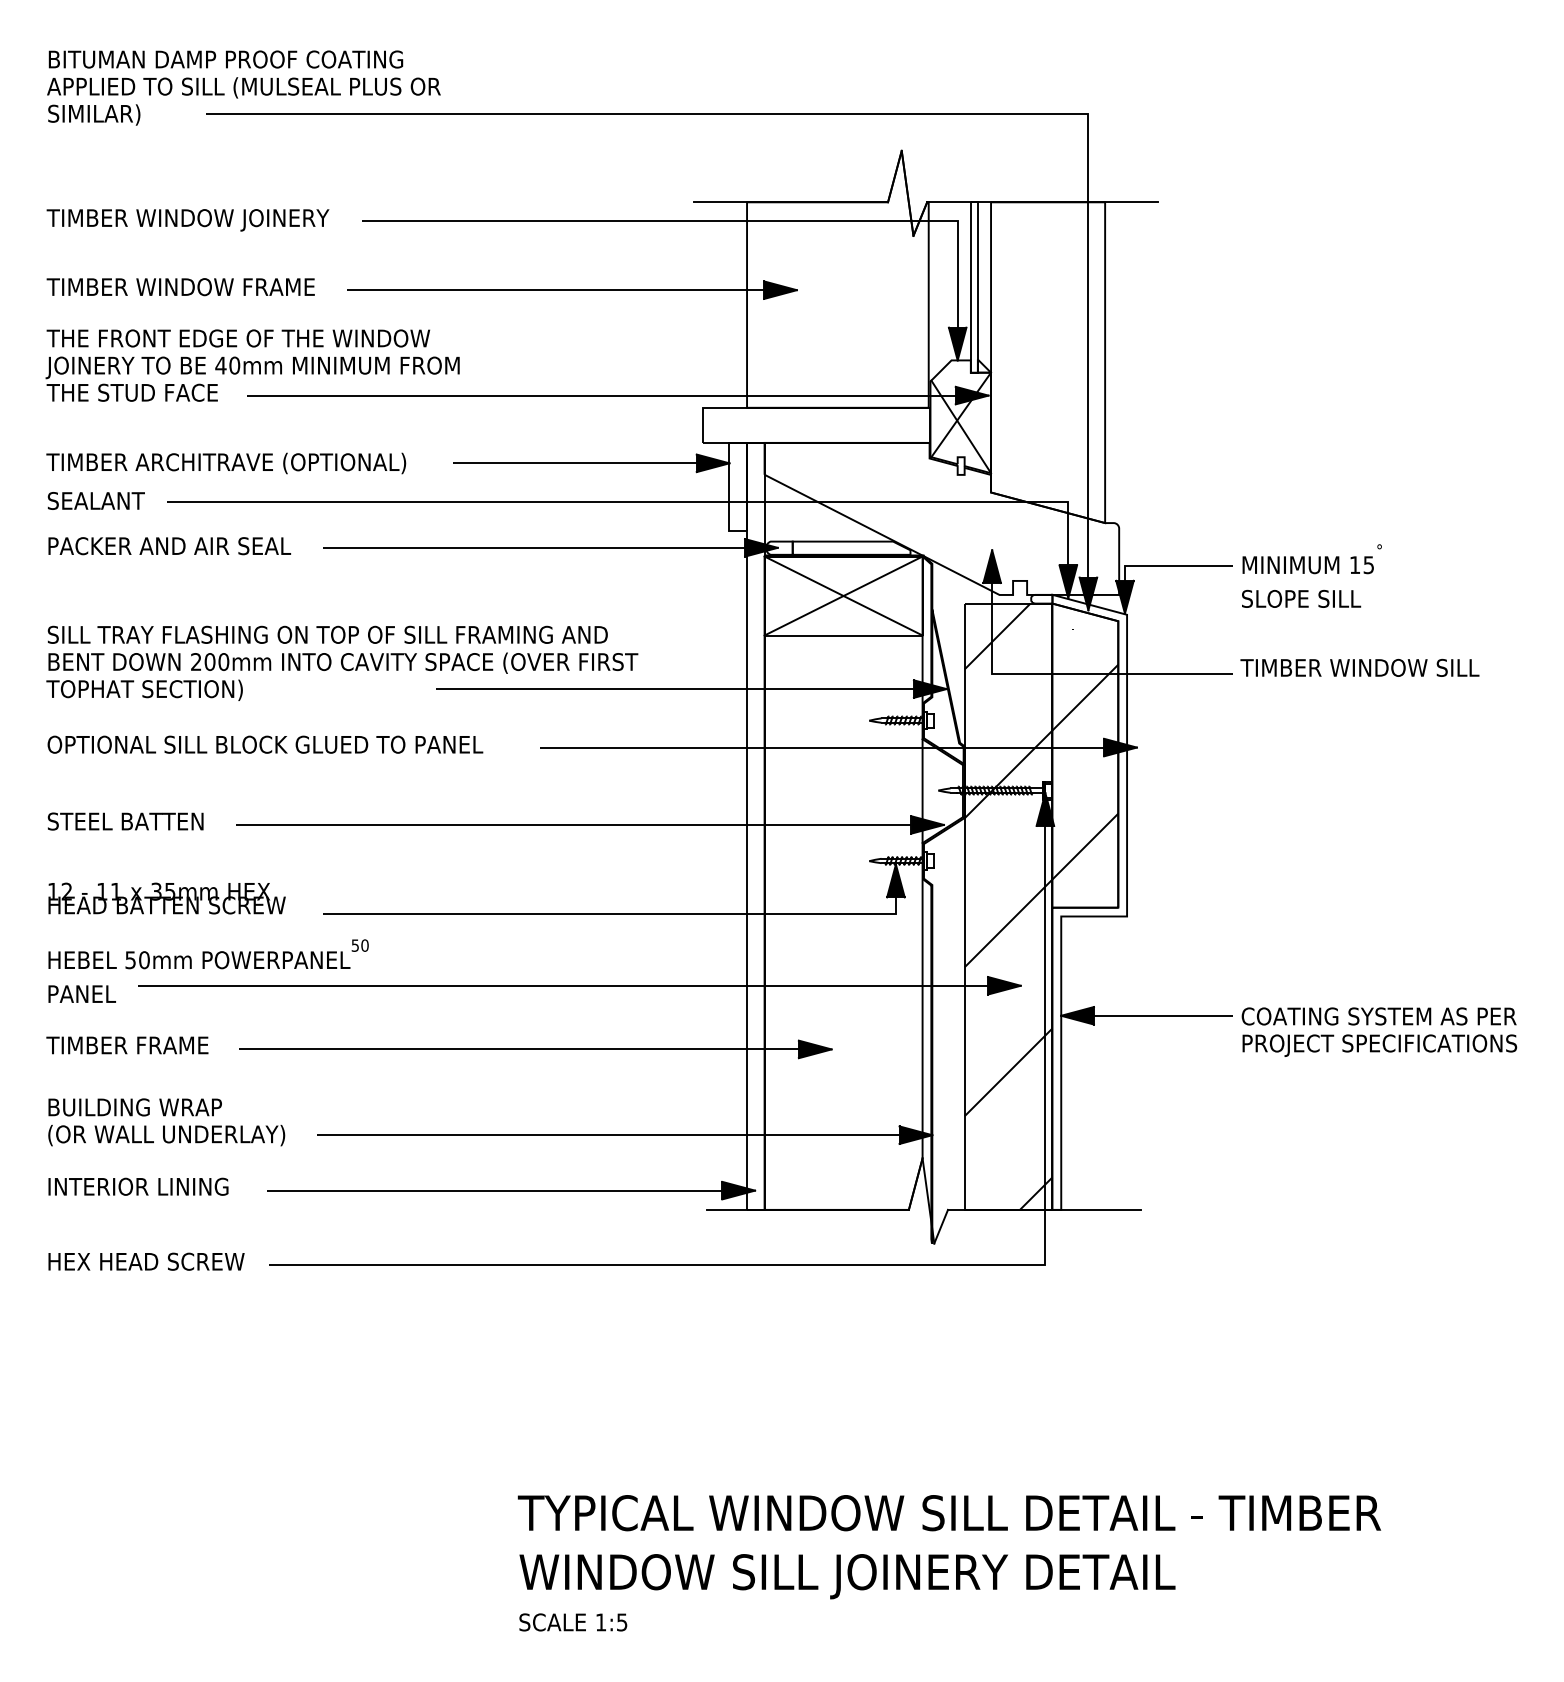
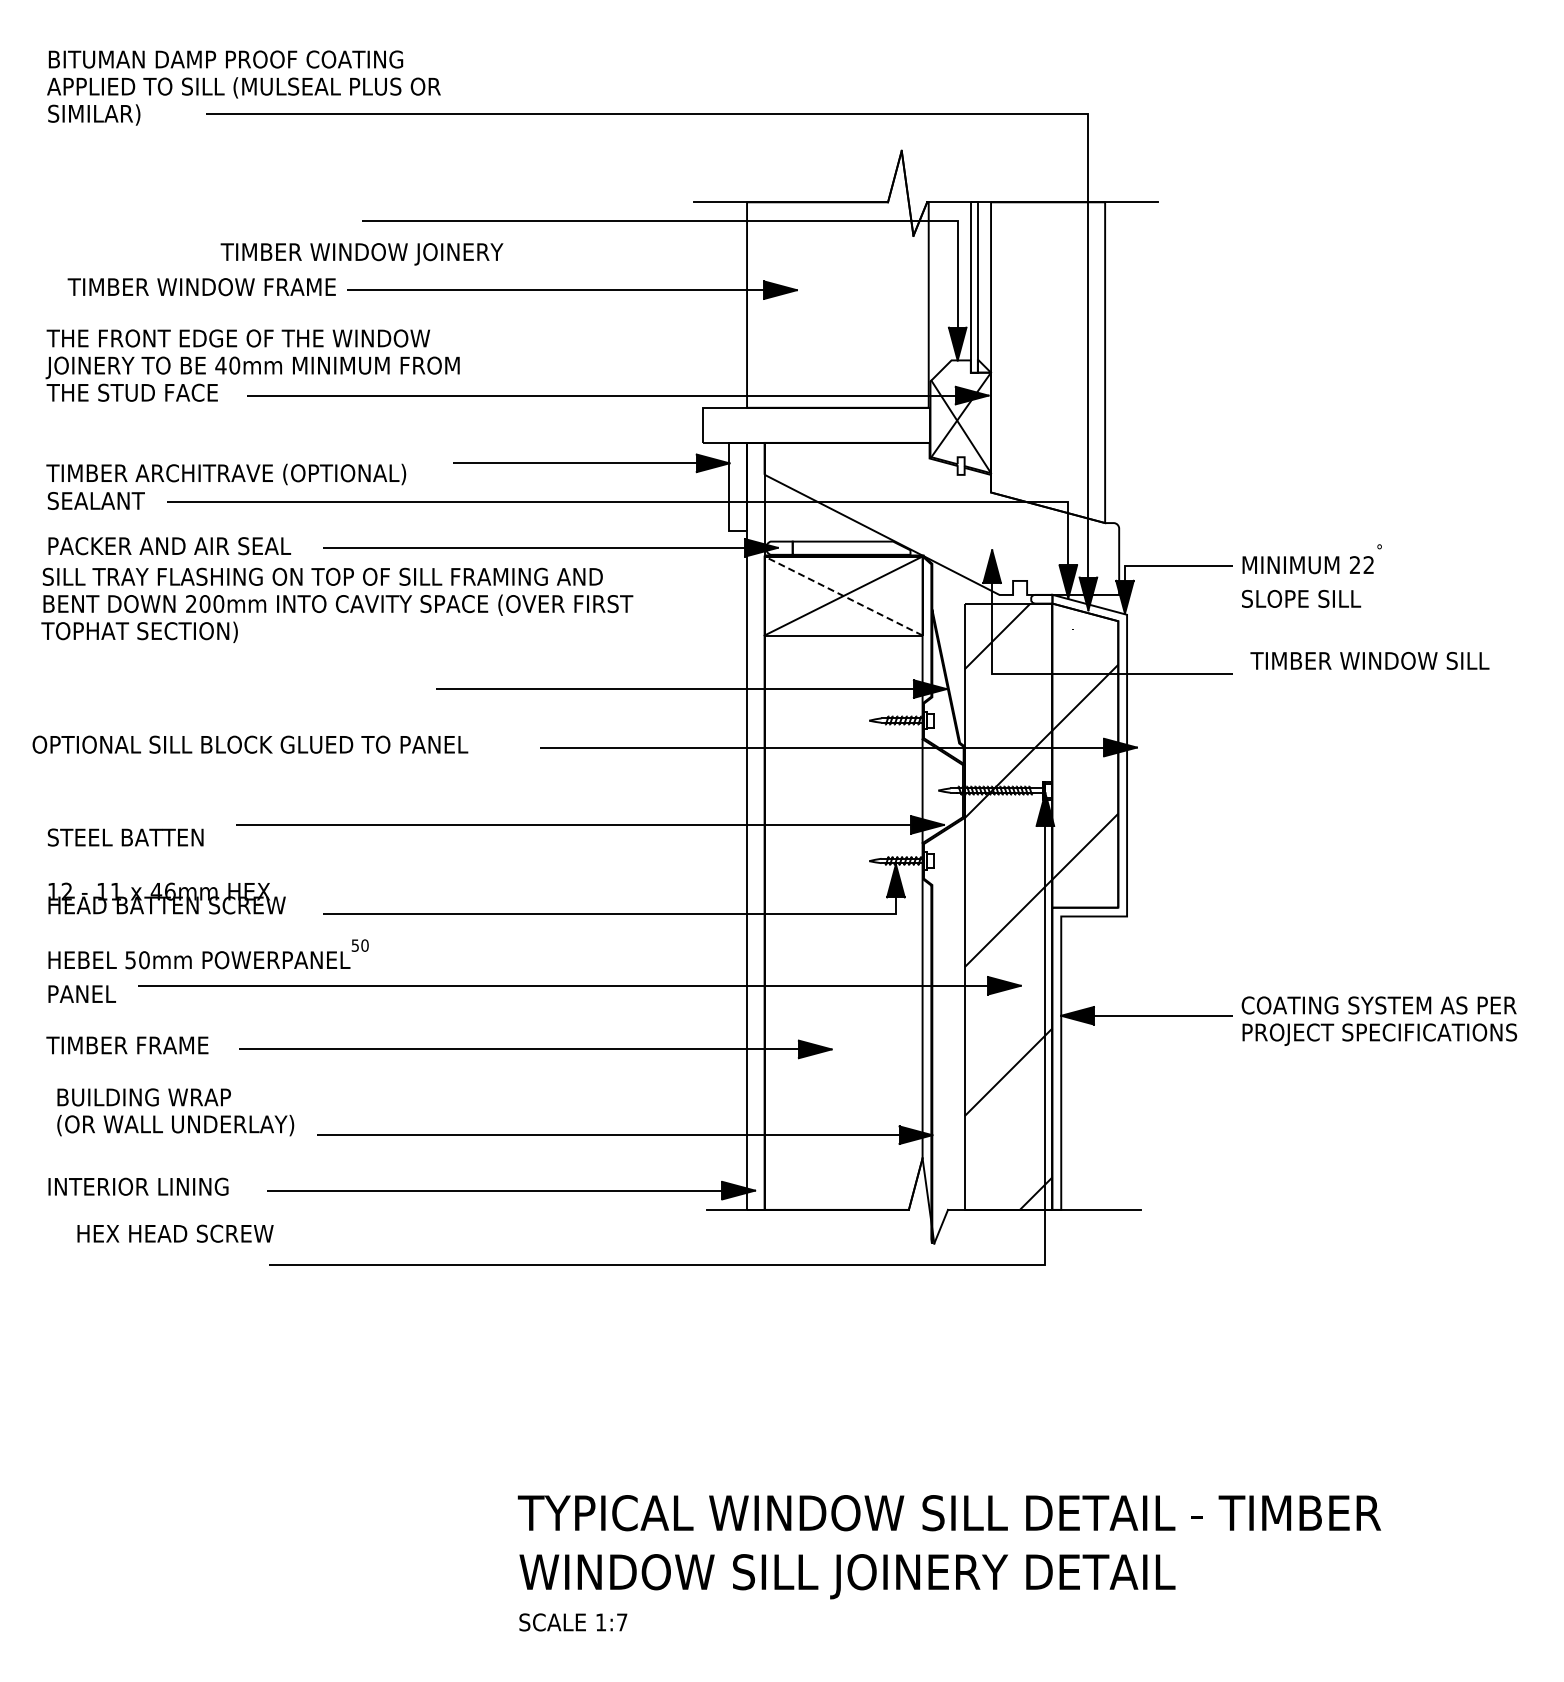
text position: (187, 220) -> (361, 254) (361, 254)
text position: (180, 287) -> (201, 287) (201, 287)
text position: (226, 463) -> (226, 474) (226, 474)
text: 15 -> 22 (1361, 565)
line: solid -> dashed (843, 595)
text position: (342, 662) -> (337, 604) (337, 604)
text position: (1359, 667) -> (1369, 660) (1369, 660)
text position: (265, 744) -> (250, 744) (250, 744)
text position: (125, 821) -> (125, 837) (125, 837)
text: 35mm -> 46mm (162, 891)
text position: (1379, 1031) -> (1379, 1020) (1379, 1020)
text position: (166, 1122) -> (175, 1112) (175, 1112)
text position: (146, 1261) -> (175, 1233) (175, 1233)
text: 1:5 -> 1:7 (622, 1622)
